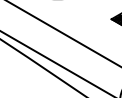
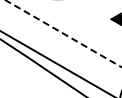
line: solid -> dashed (63, 33)
